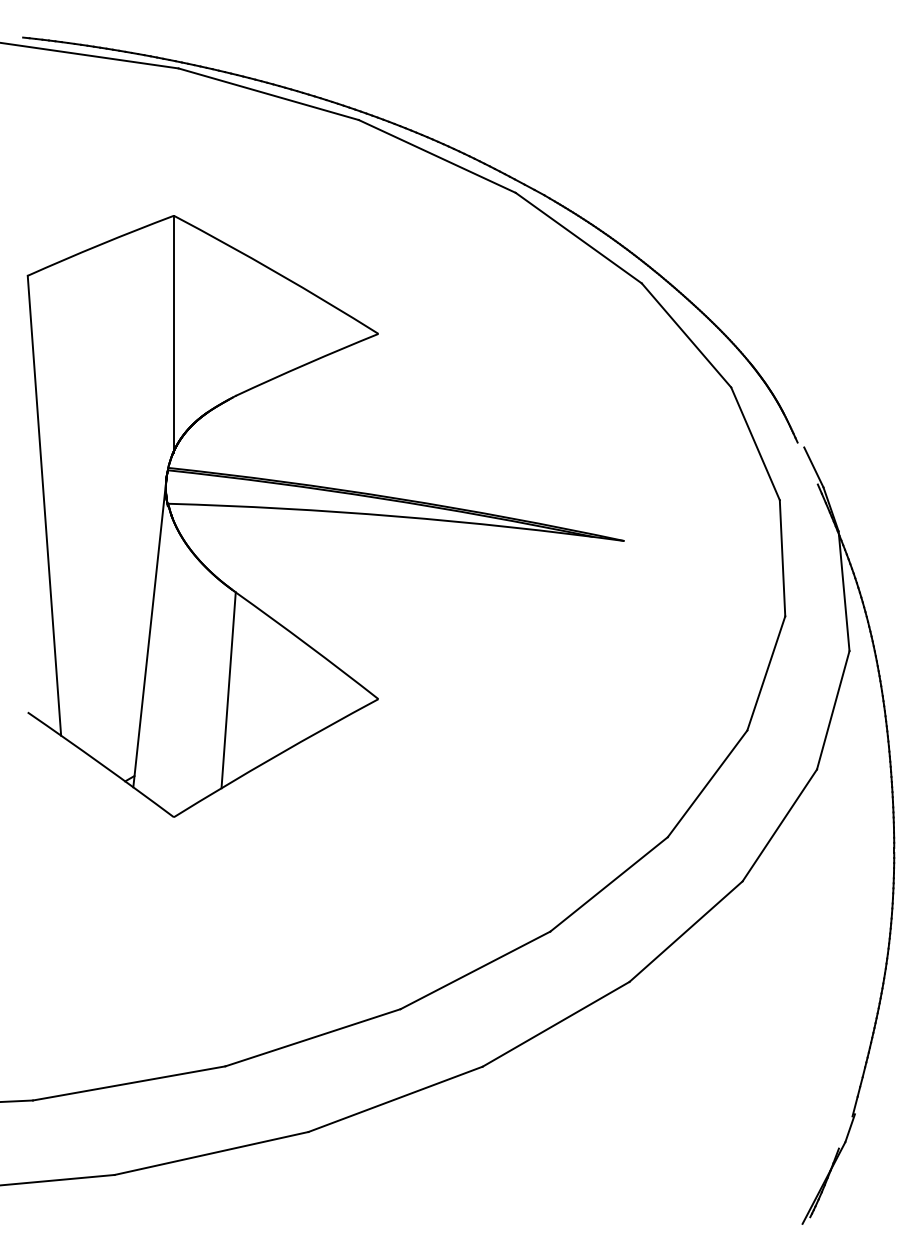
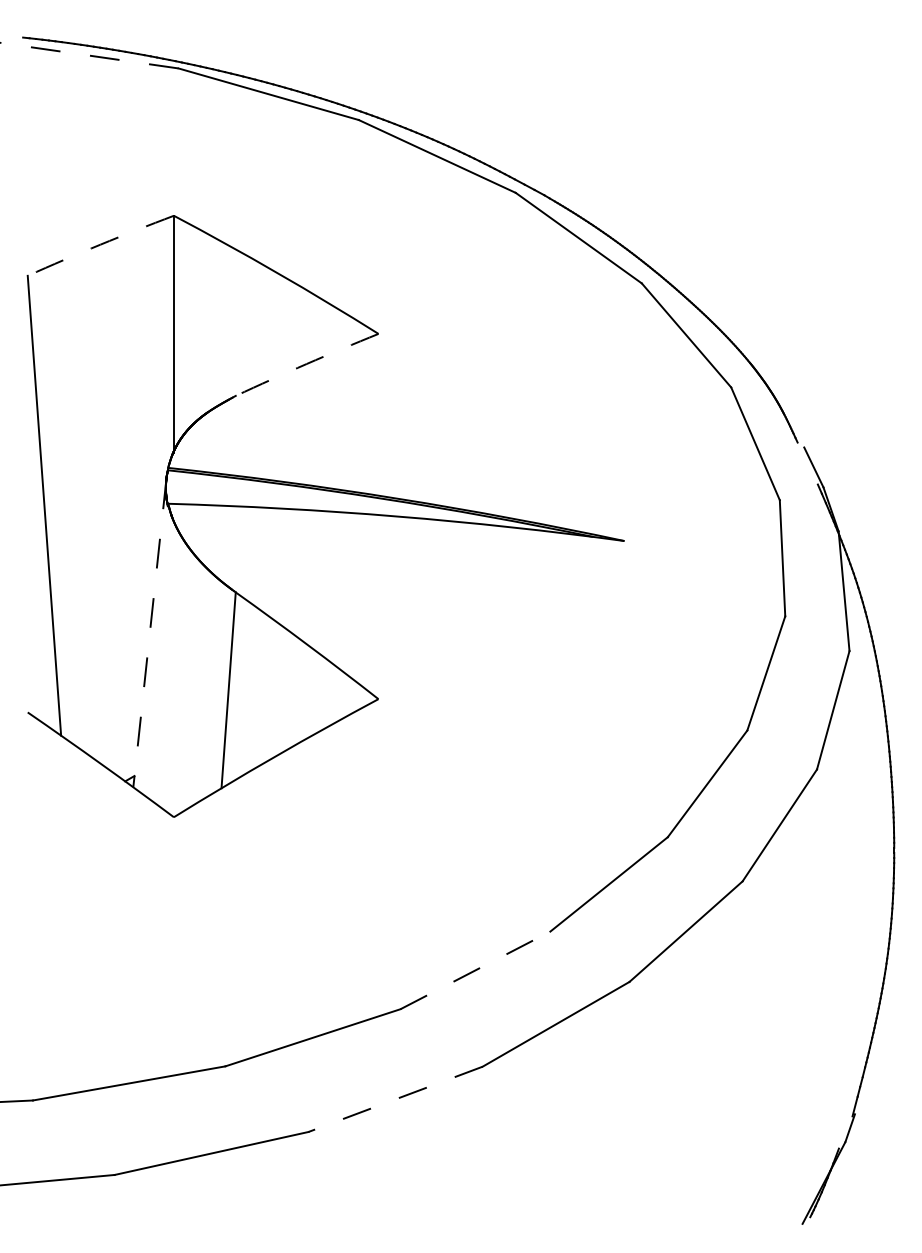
line: solid -> dashed (88, 55)
arc: solid -> dashed (100, 244)
arc: solid -> dashed (306, 364)
line: solid -> dashed (149, 633)
line: solid -> dashed (475, 970)
line: solid -> dashed (395, 1099)
